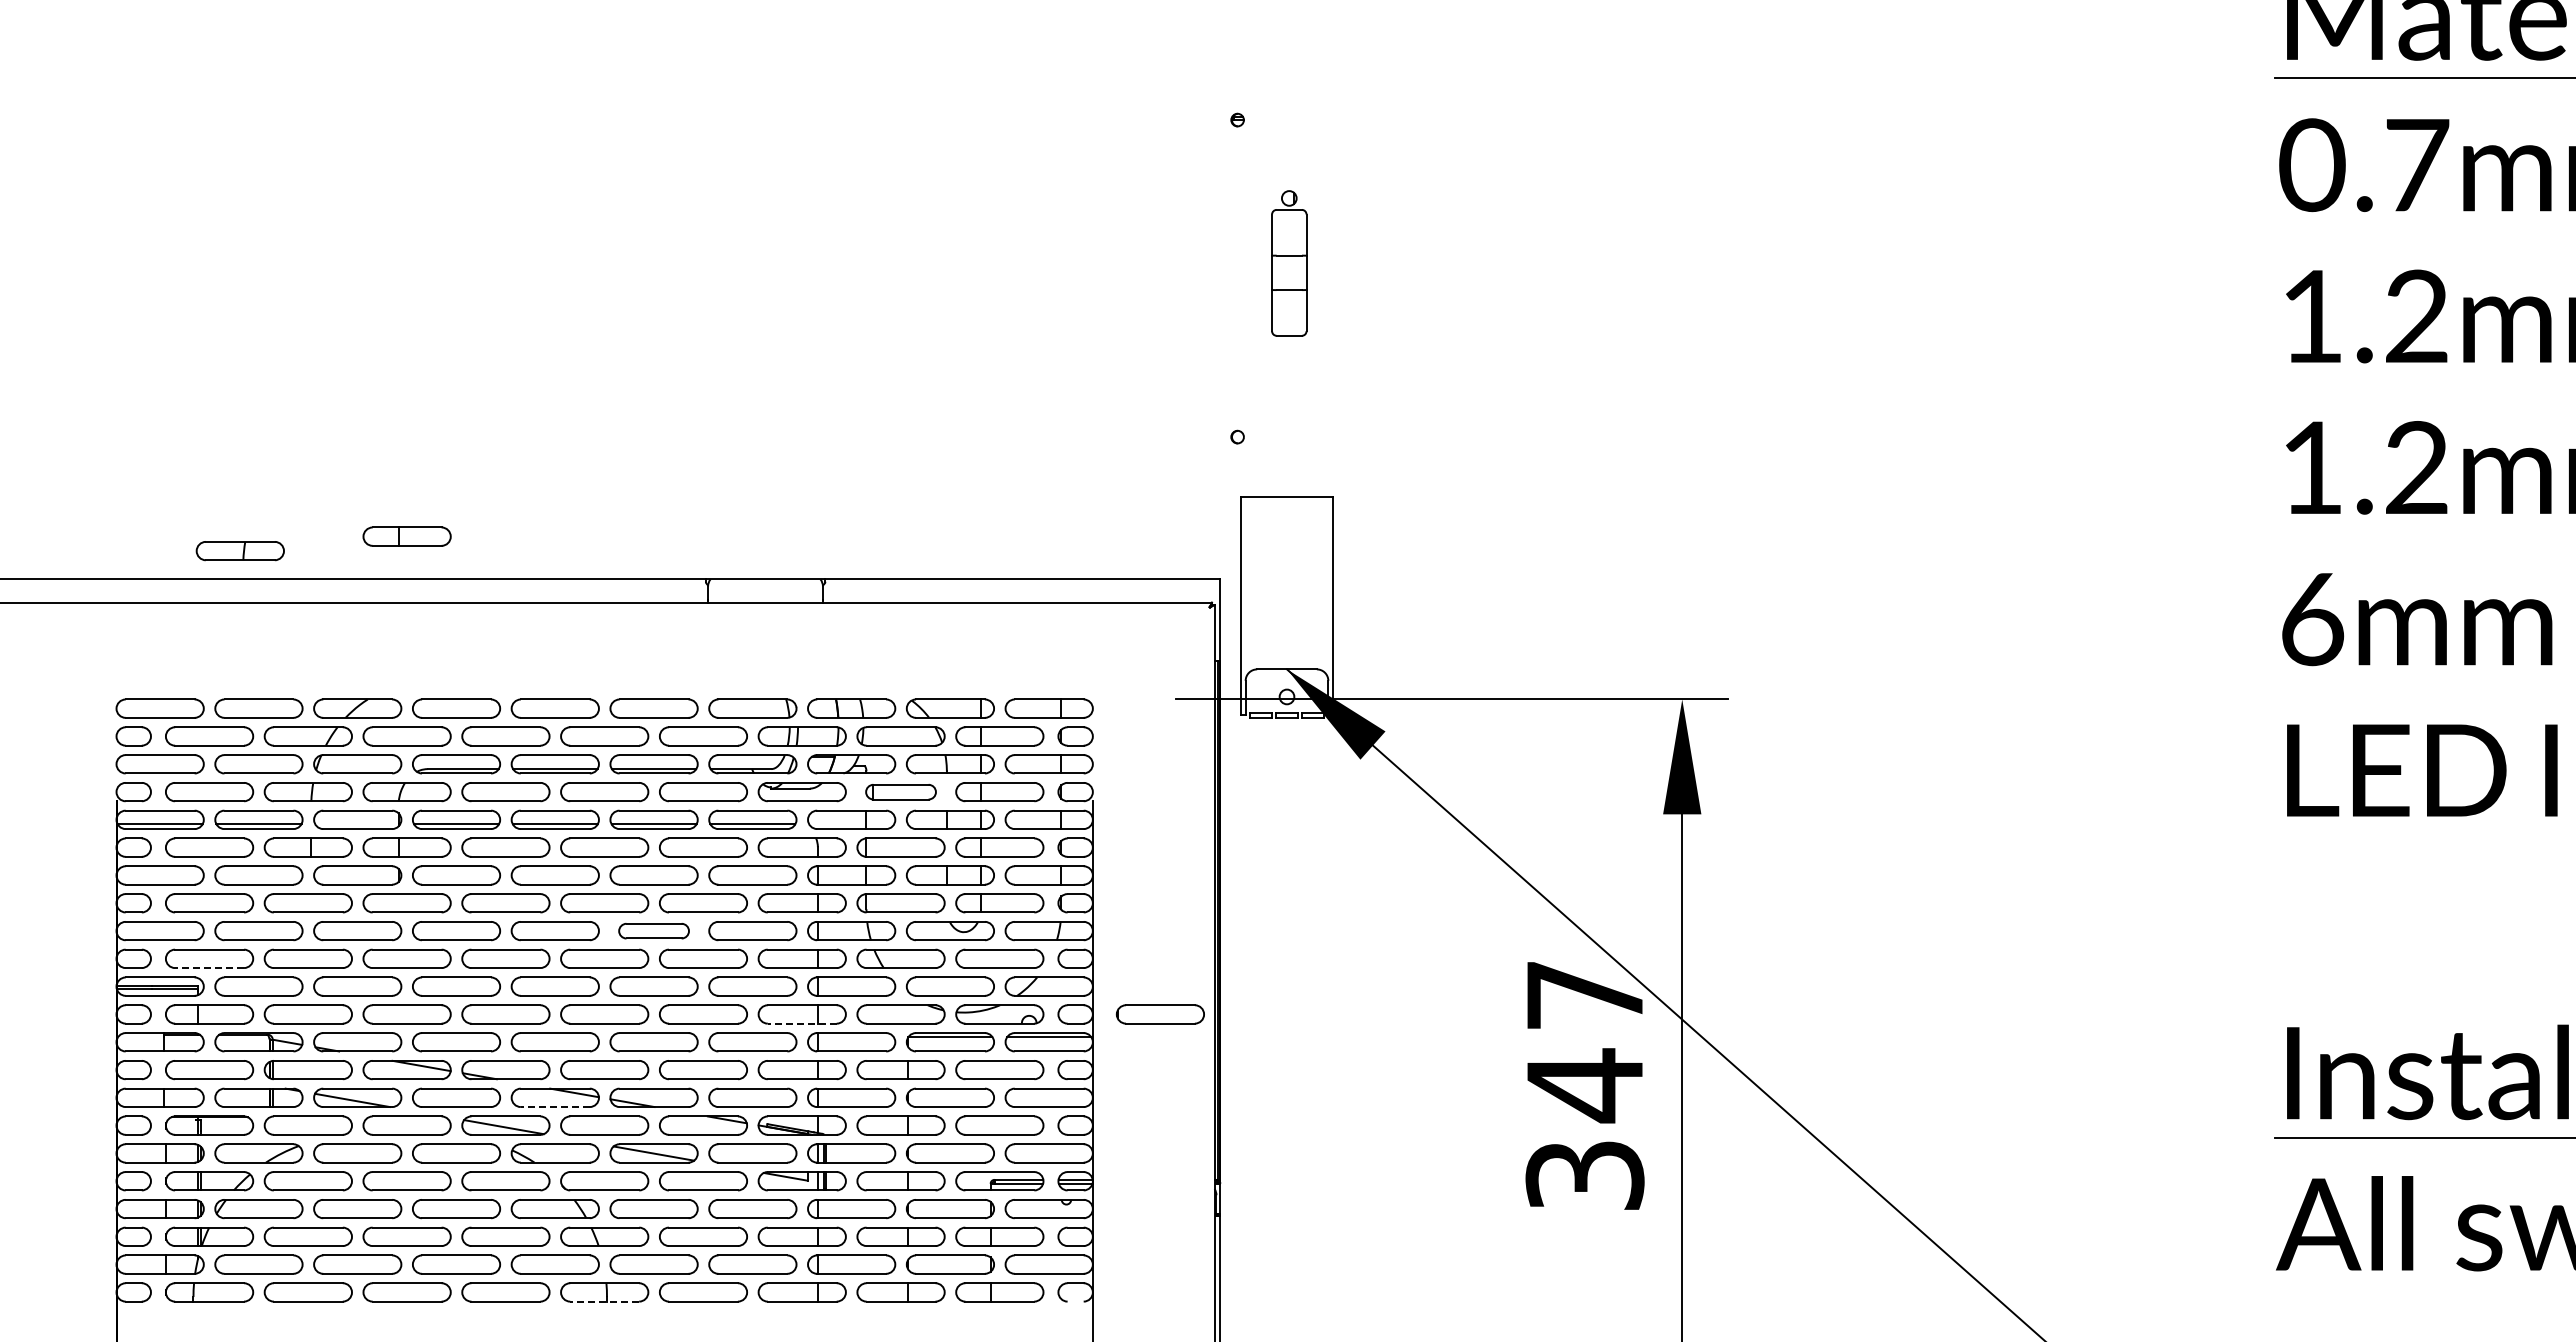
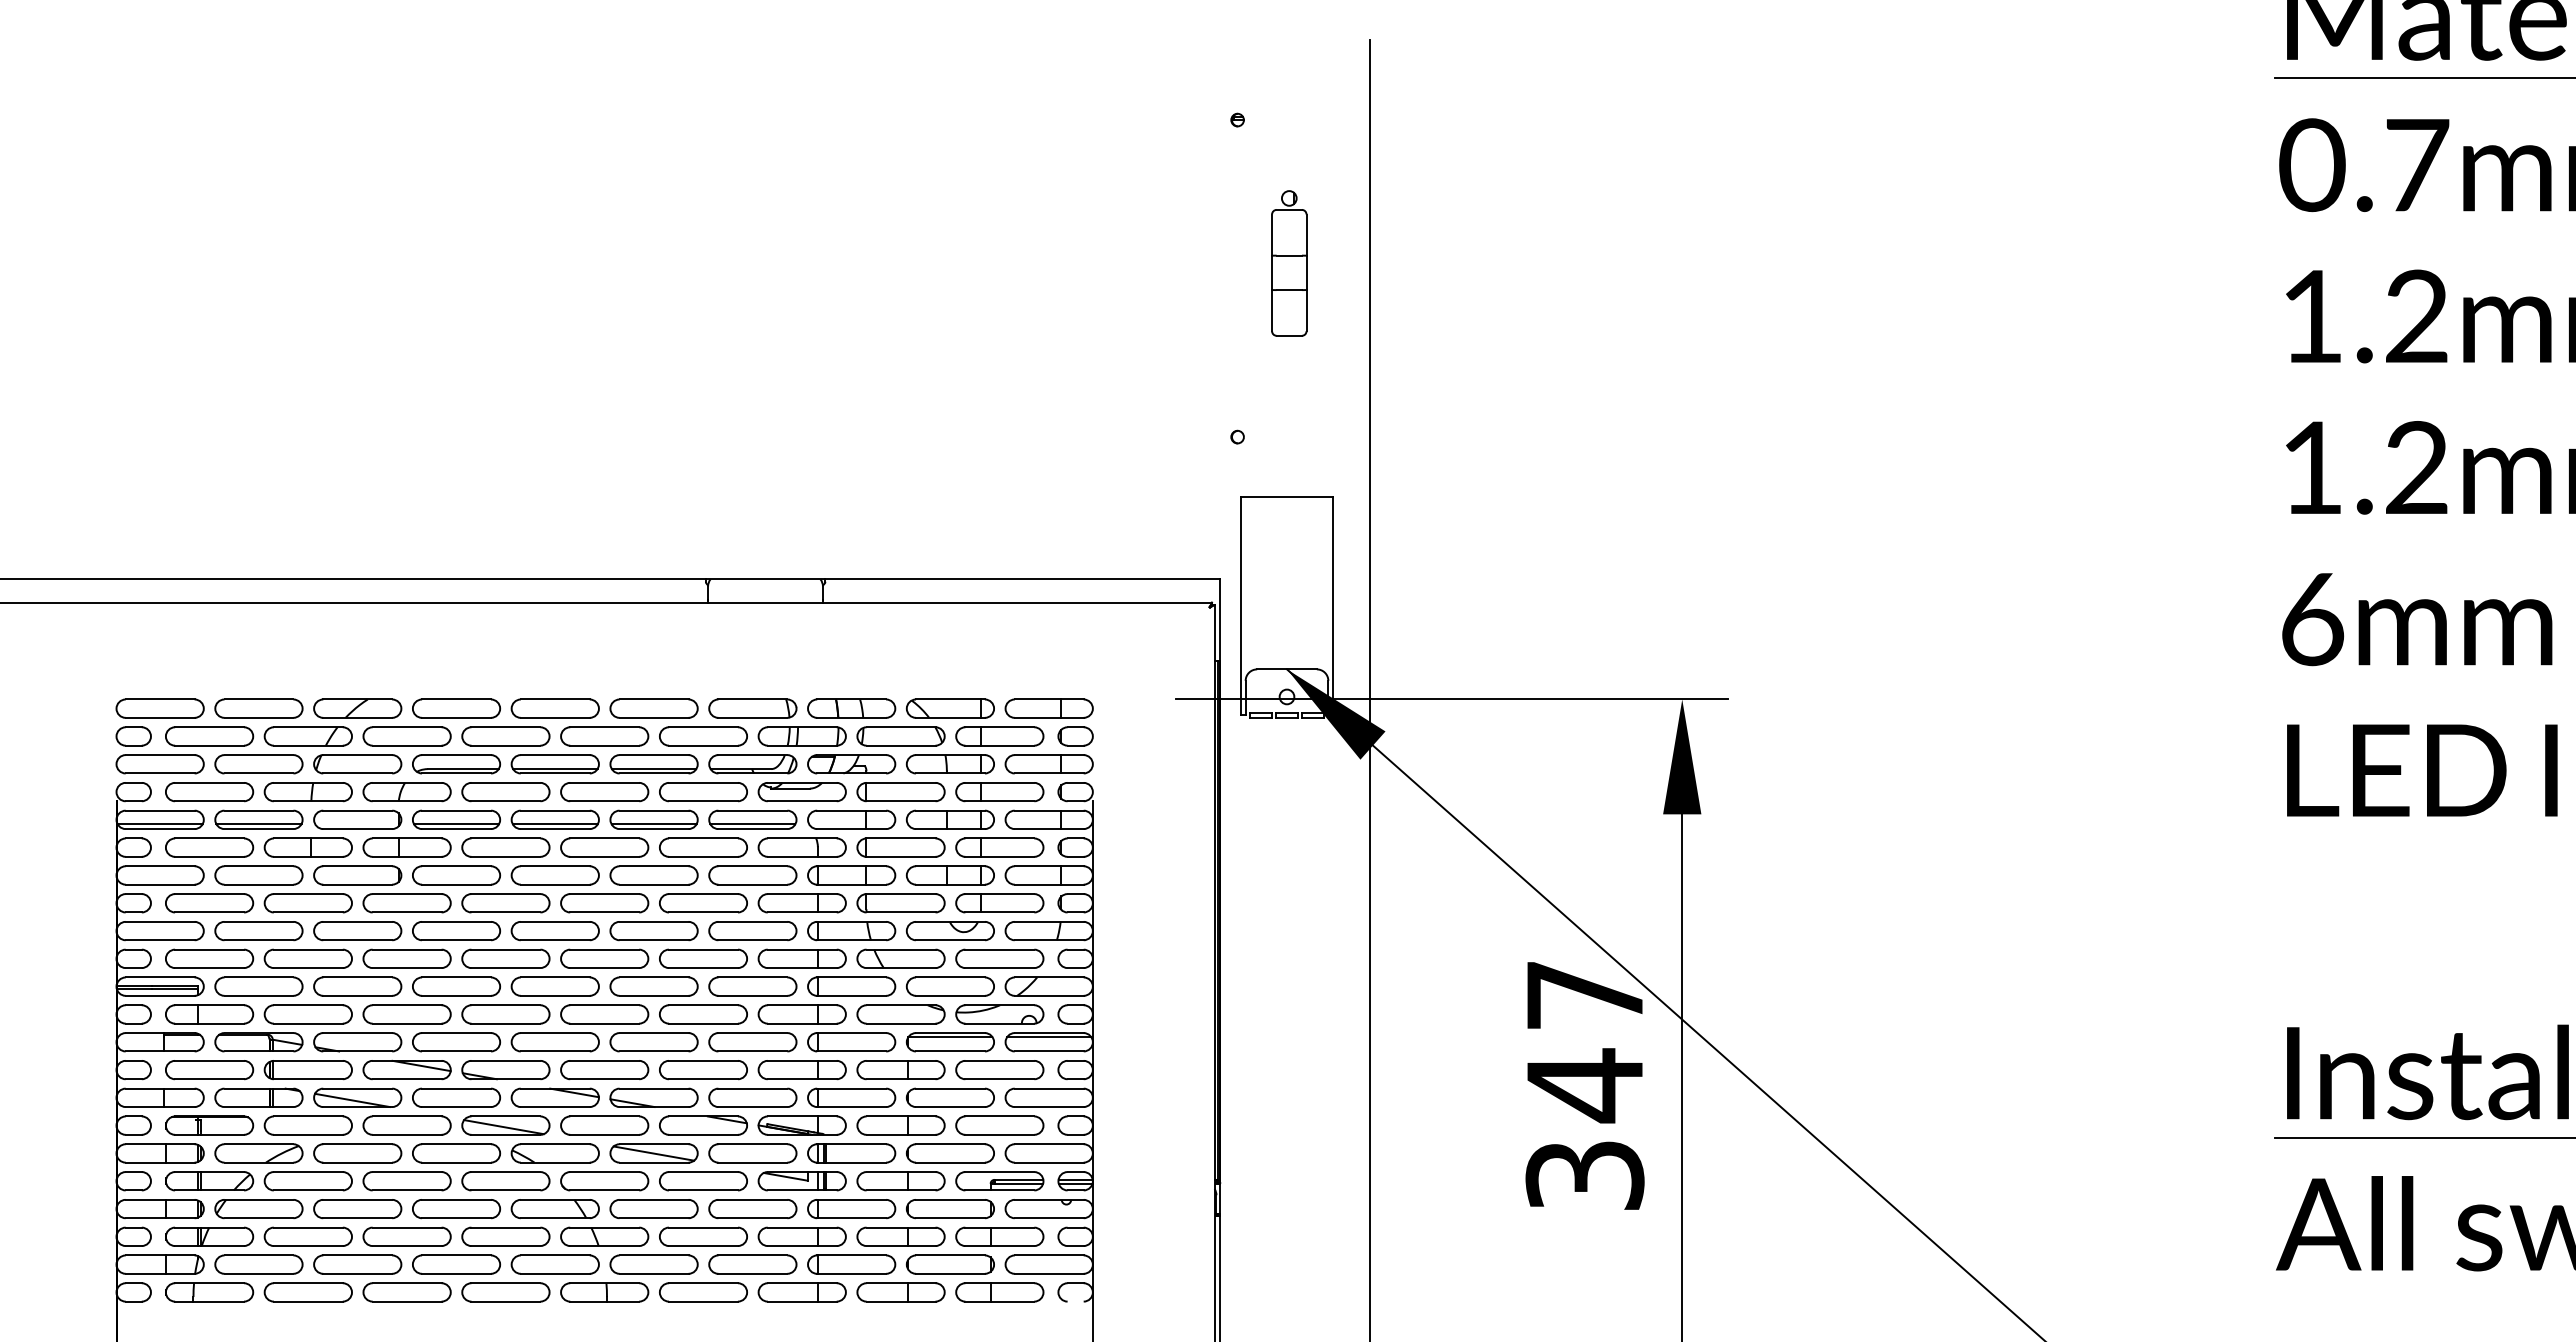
part: present -> none (406, 536)
part: present -> none (239, 551)
line: none -> present (1369, 689)
part size: 72x17 px -> 90x21 px (900, 792)
part size: 72x17 px -> 90x21 px (653, 931)
line: dashed -> solid (209, 968)
part: present -> none (1159, 1014)
line: dashed -> solid (801, 1023)
line: dashed -> solid (554, 1107)
line: dashed -> solid (604, 1301)
